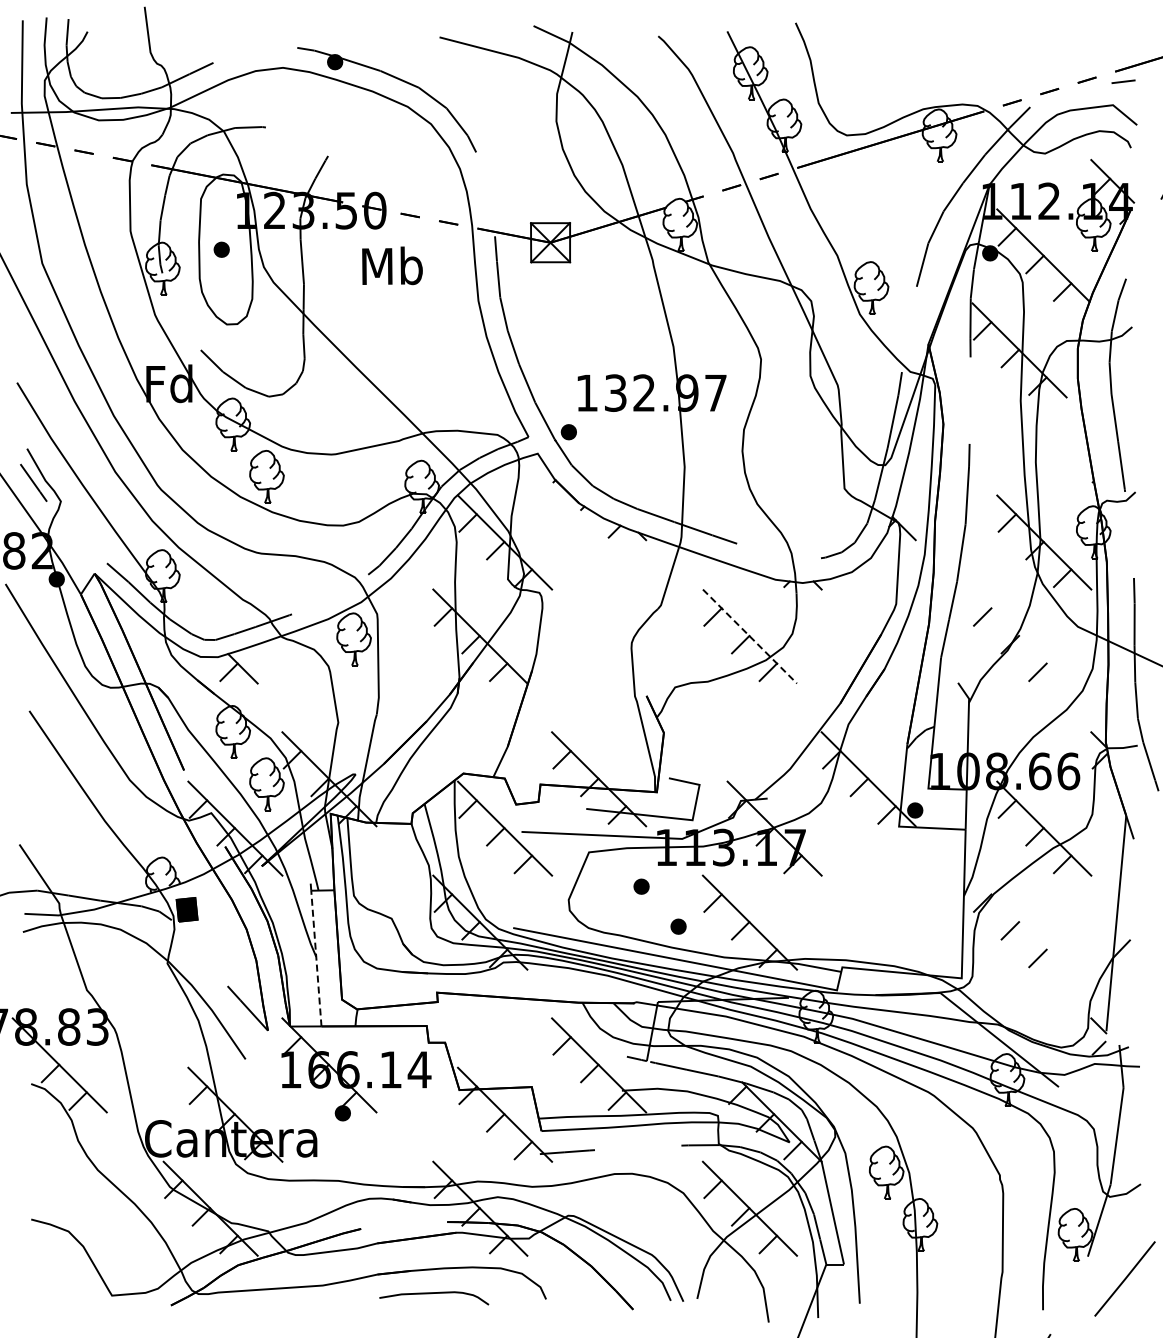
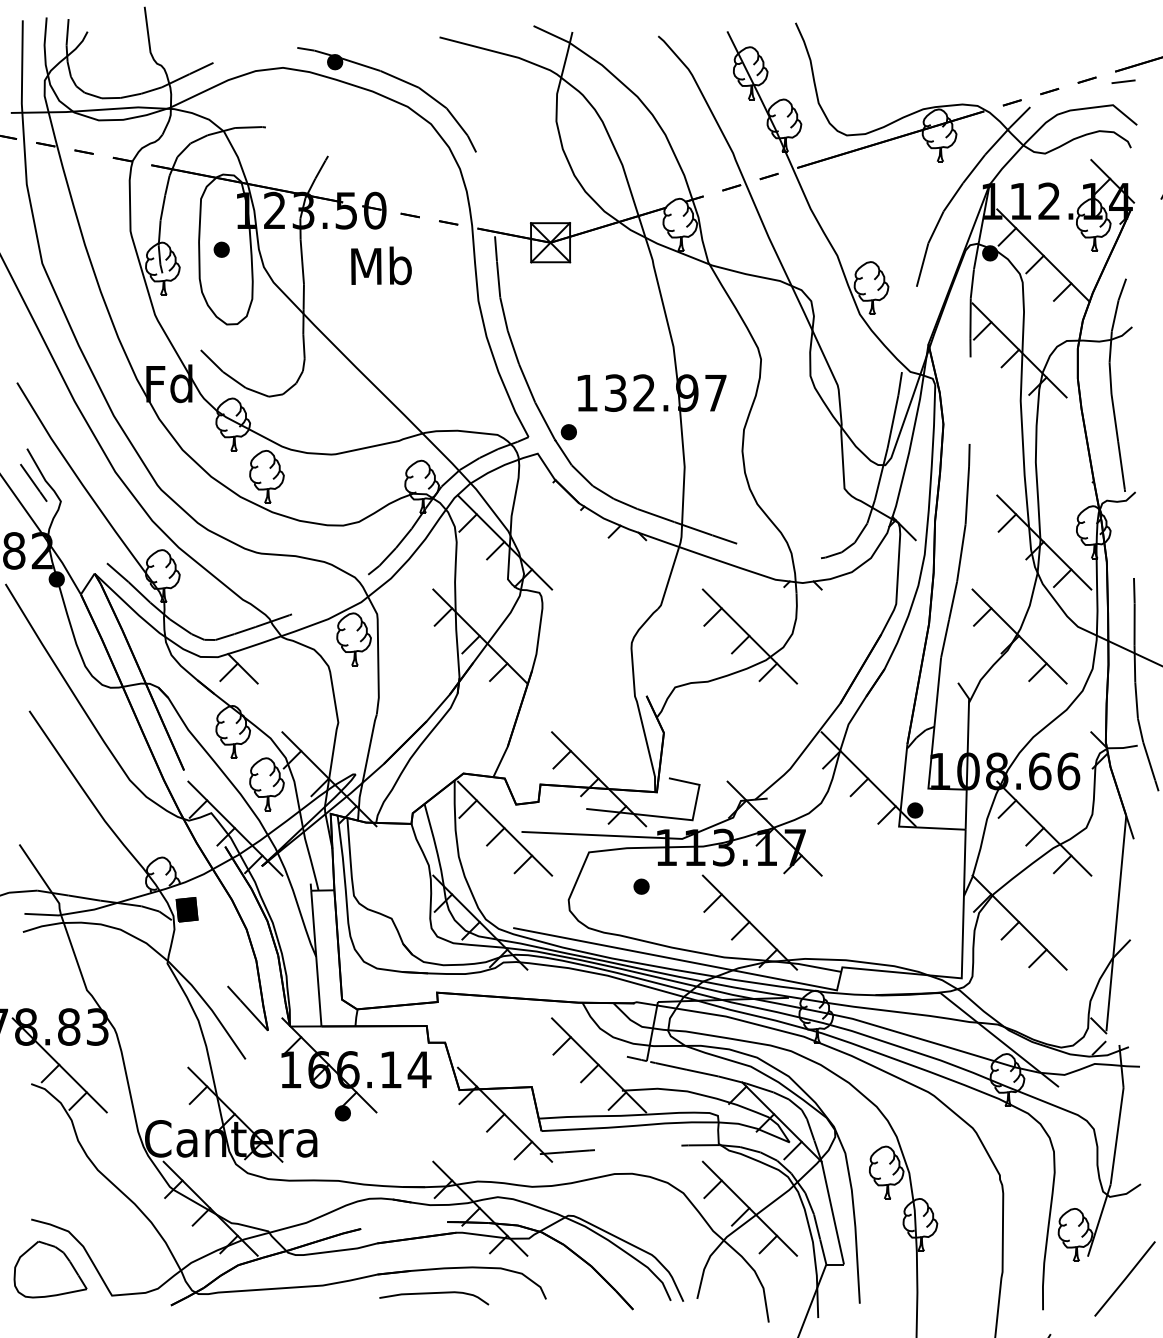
text position: (392, 265) -> (381, 265) (381, 265)
line: dashed -> solid (750, 636)
line: none -> present (1019, 636)
line: none -> present (1019, 922)
part: present -> none (678, 926)
line: dashed -> solid (316, 958)
part: none -> present (50, 1269)
